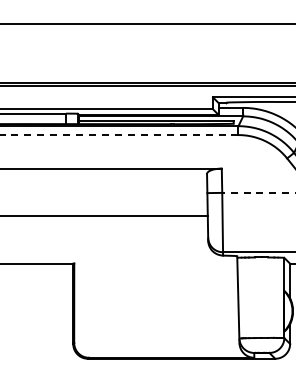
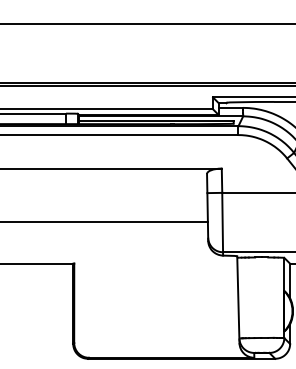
line: dashed -> solid (119, 135)
line: dashed -> solid (258, 192)
line position: (104, 216) -> (104, 222) (104, 222)
